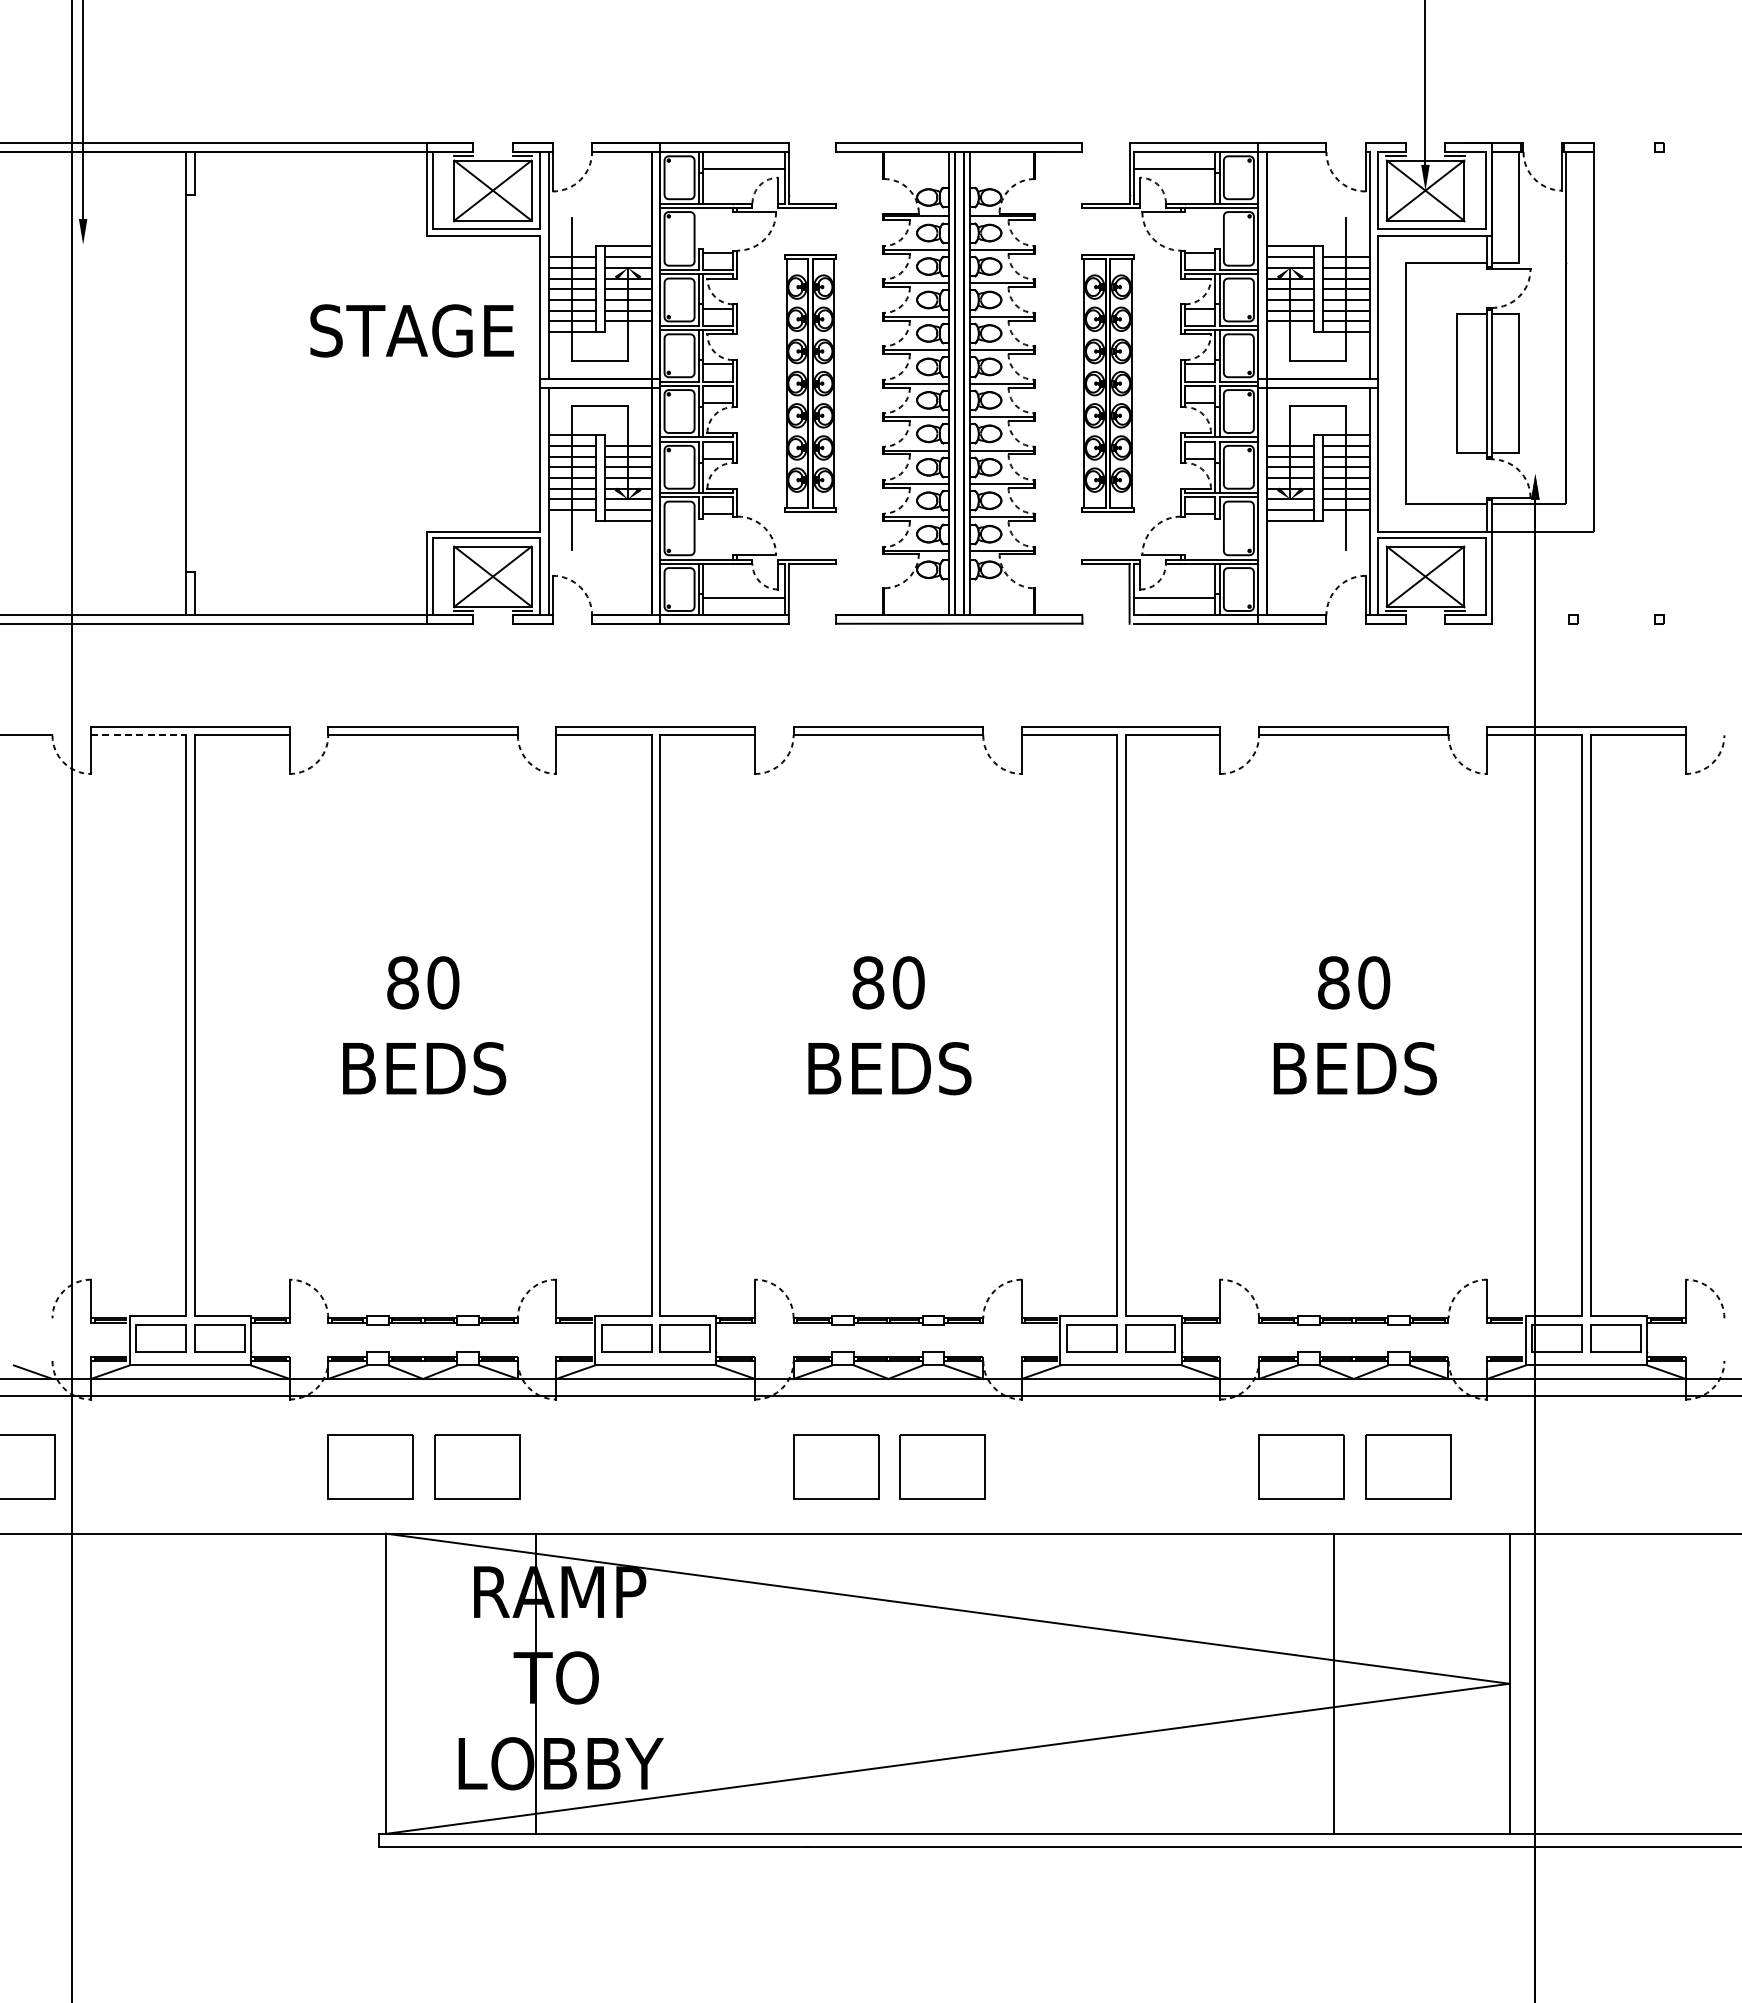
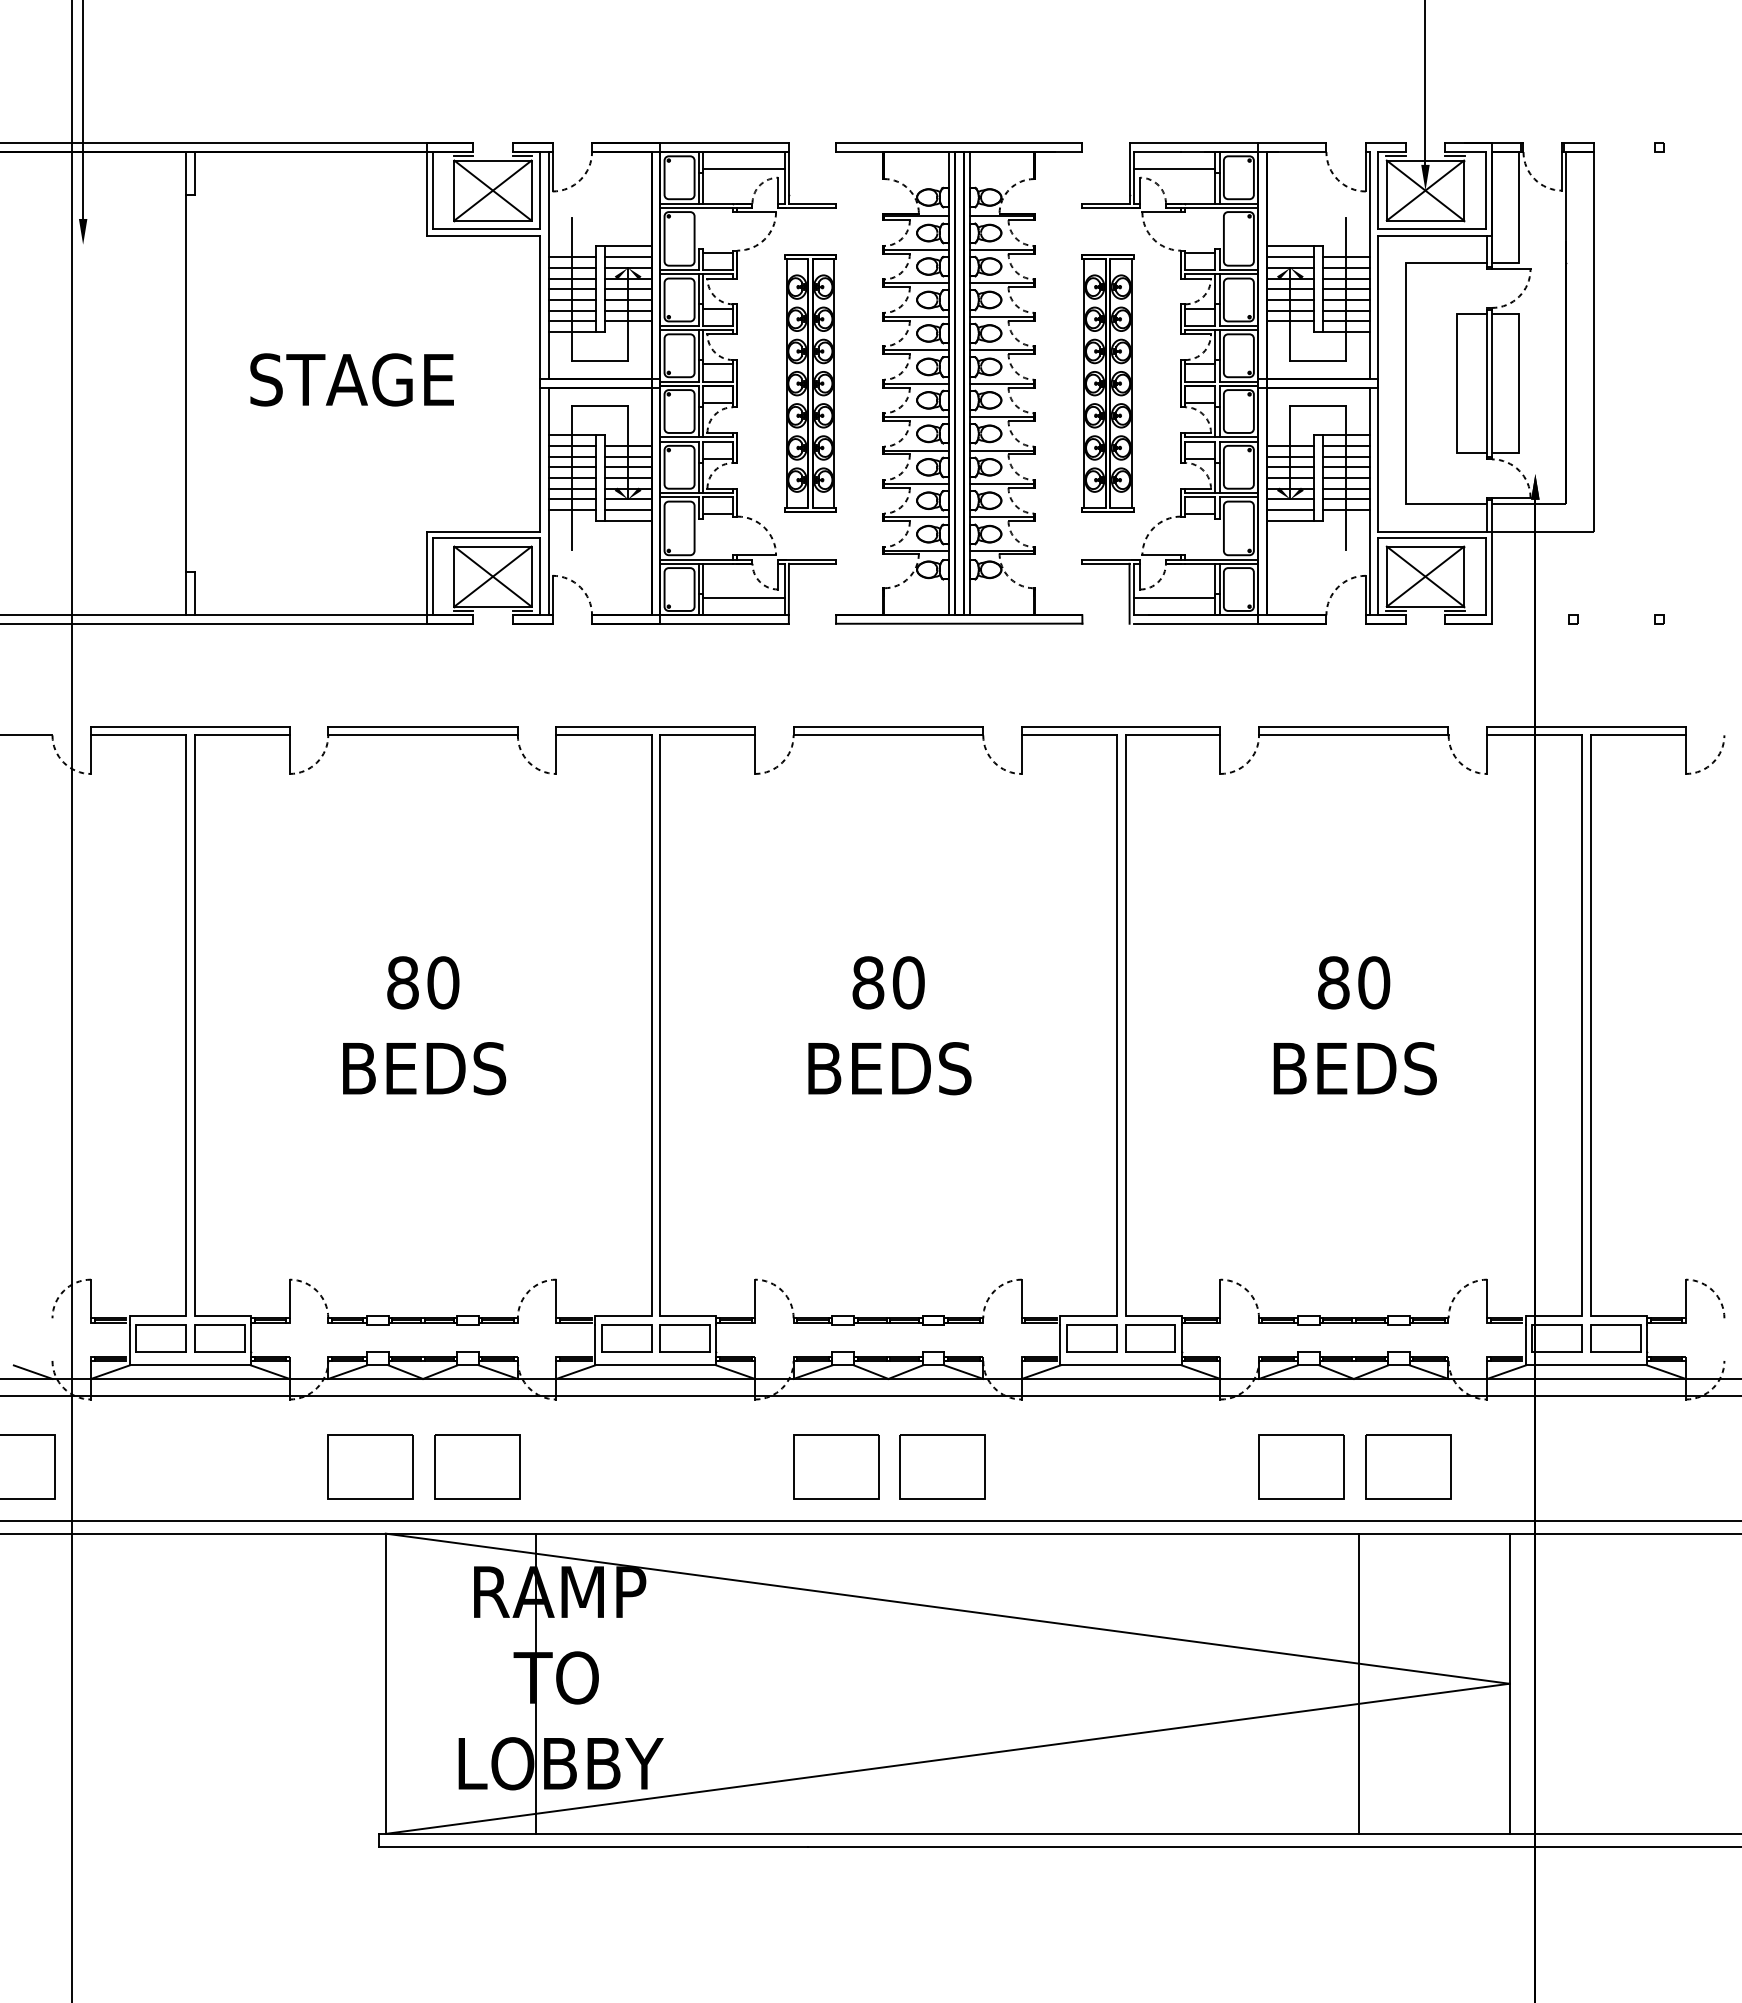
text position: (411, 330) -> (351, 379) (351, 379)
line: dashed -> solid (138, 735)
line: none -> present (870, 1520)
line position: (1334, 1683) -> (1359, 1683) (1359, 1683)
